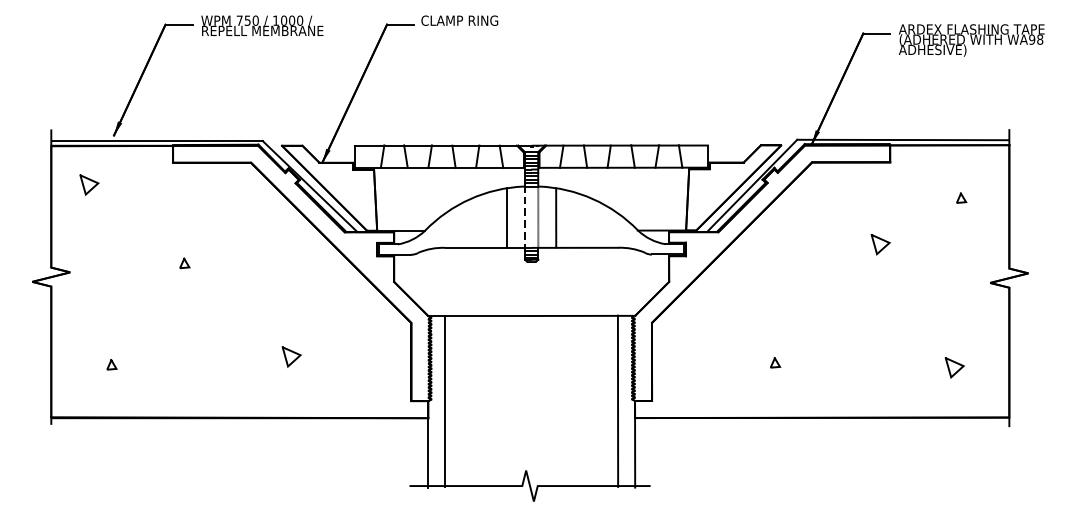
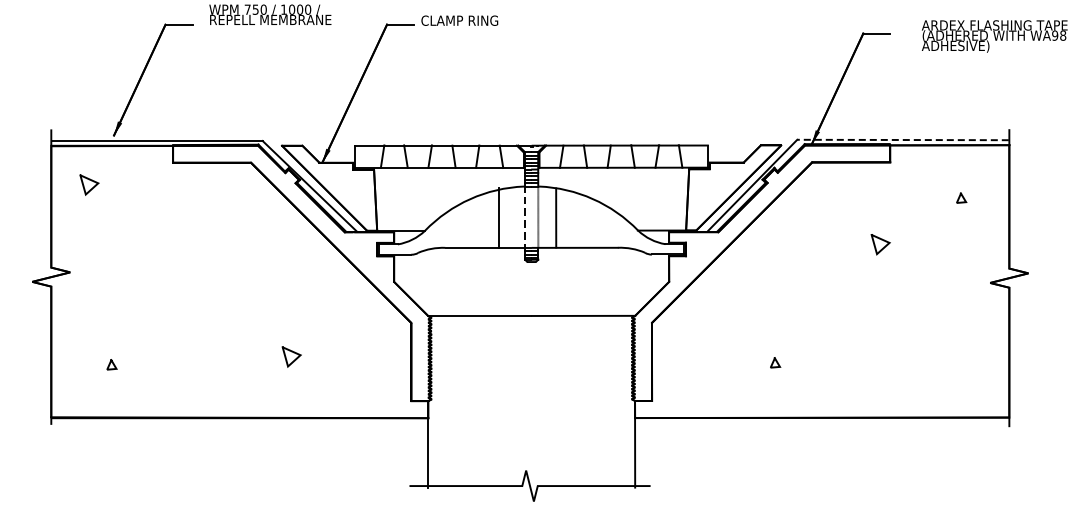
text position: (262, 25) -> (270, 14) (270, 14)
text position: (971, 40) -> (994, 36) (994, 36)
line: solid -> dashed (903, 140)
line position: (507, 217) -> (499, 217) (499, 217)
line: present -> none (183, 263)
line: present -> none (955, 363)
line: present -> none (617, 400)
line: present -> none (445, 401)
